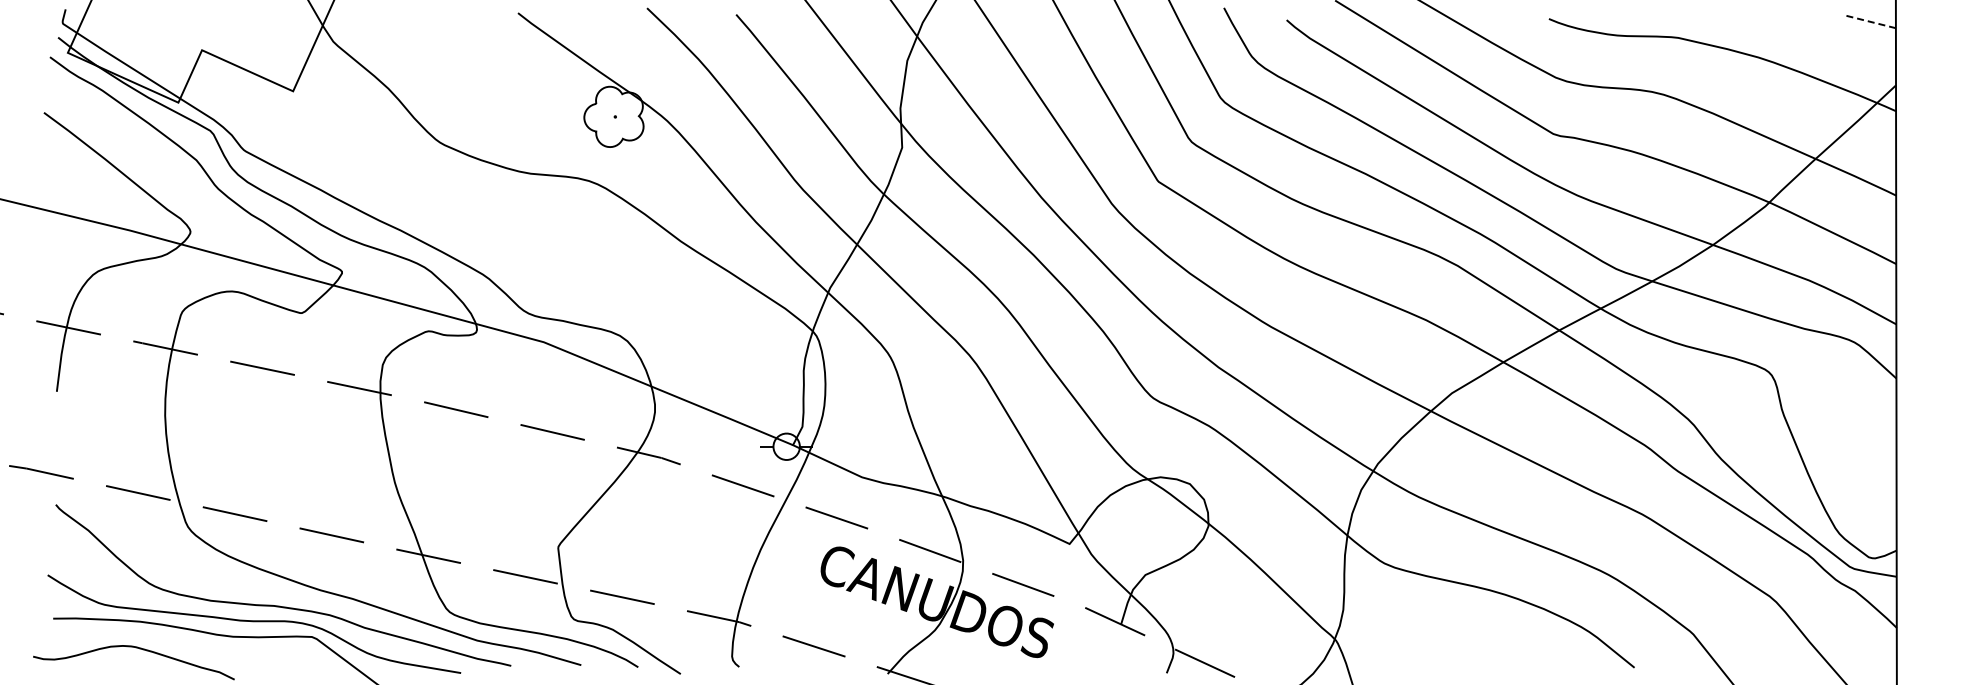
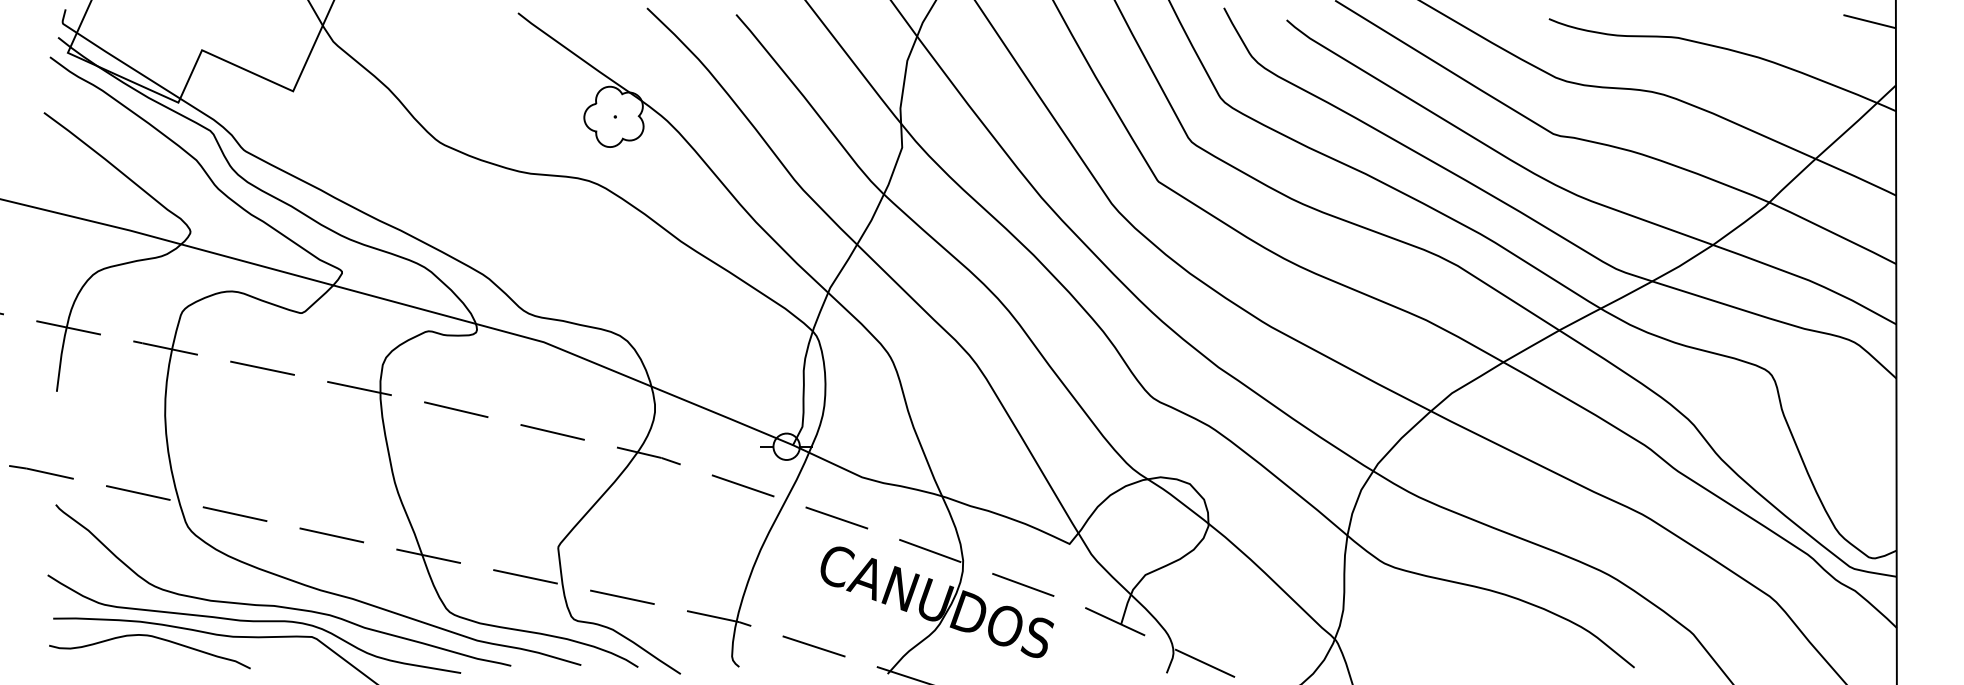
line: dashed -> solid (1869, 21)
curve position: (136, 648) -> (152, 637) (152, 637)
